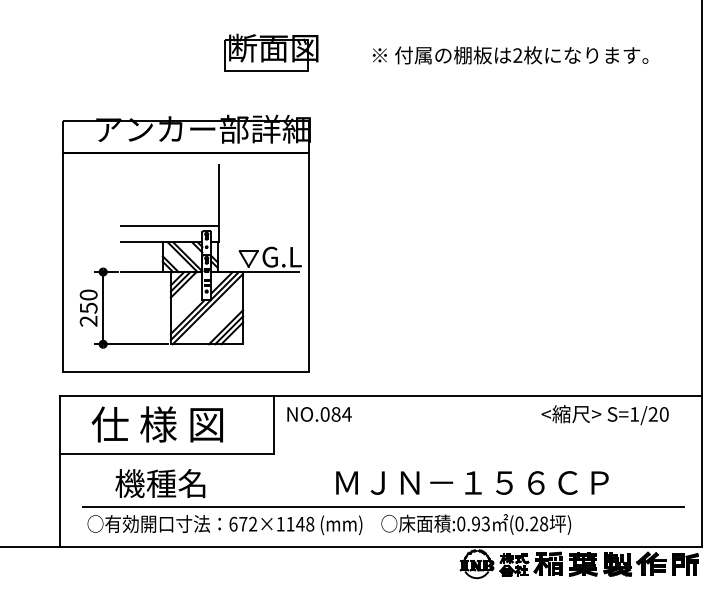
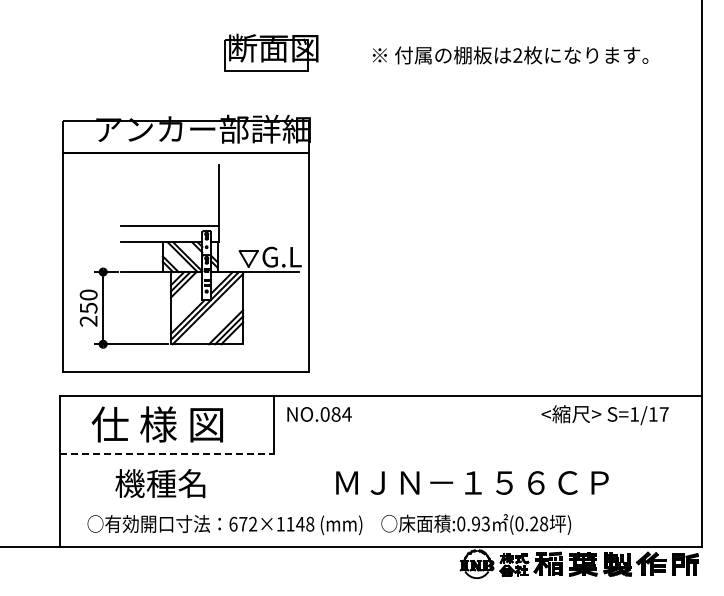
text: S=1/20 -> S=1/17 (658, 414)
line: solid -> dashed (167, 454)
line: present -> none (383, 506)
